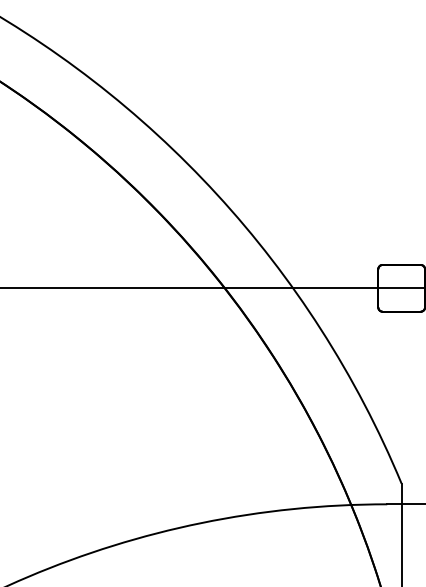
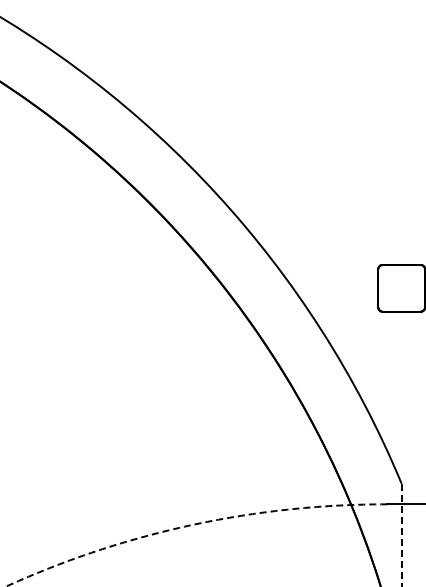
line: present -> none (212, 288)
arc: solid -> dashed (191, 525)
line: solid -> dashed (401, 535)
